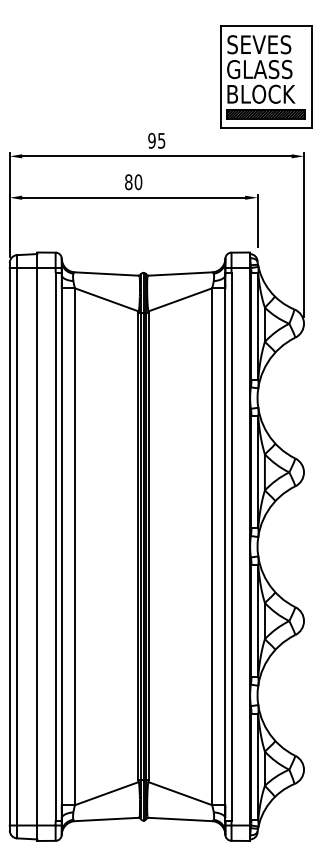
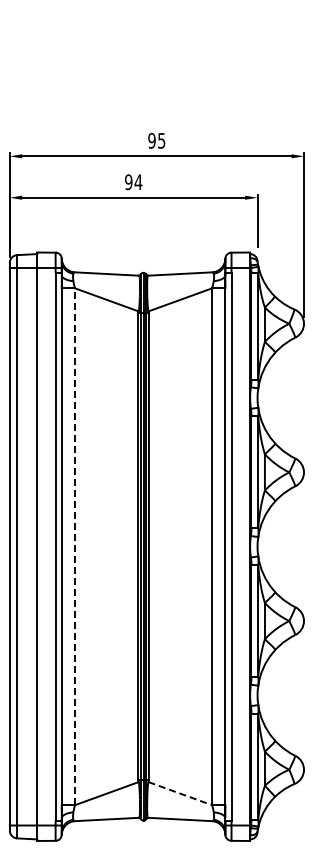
part: present -> none (266, 76)
text: 80 -> 94 (133, 182)
line: solid -> dashed (75, 546)
line: solid -> dashed (180, 793)
